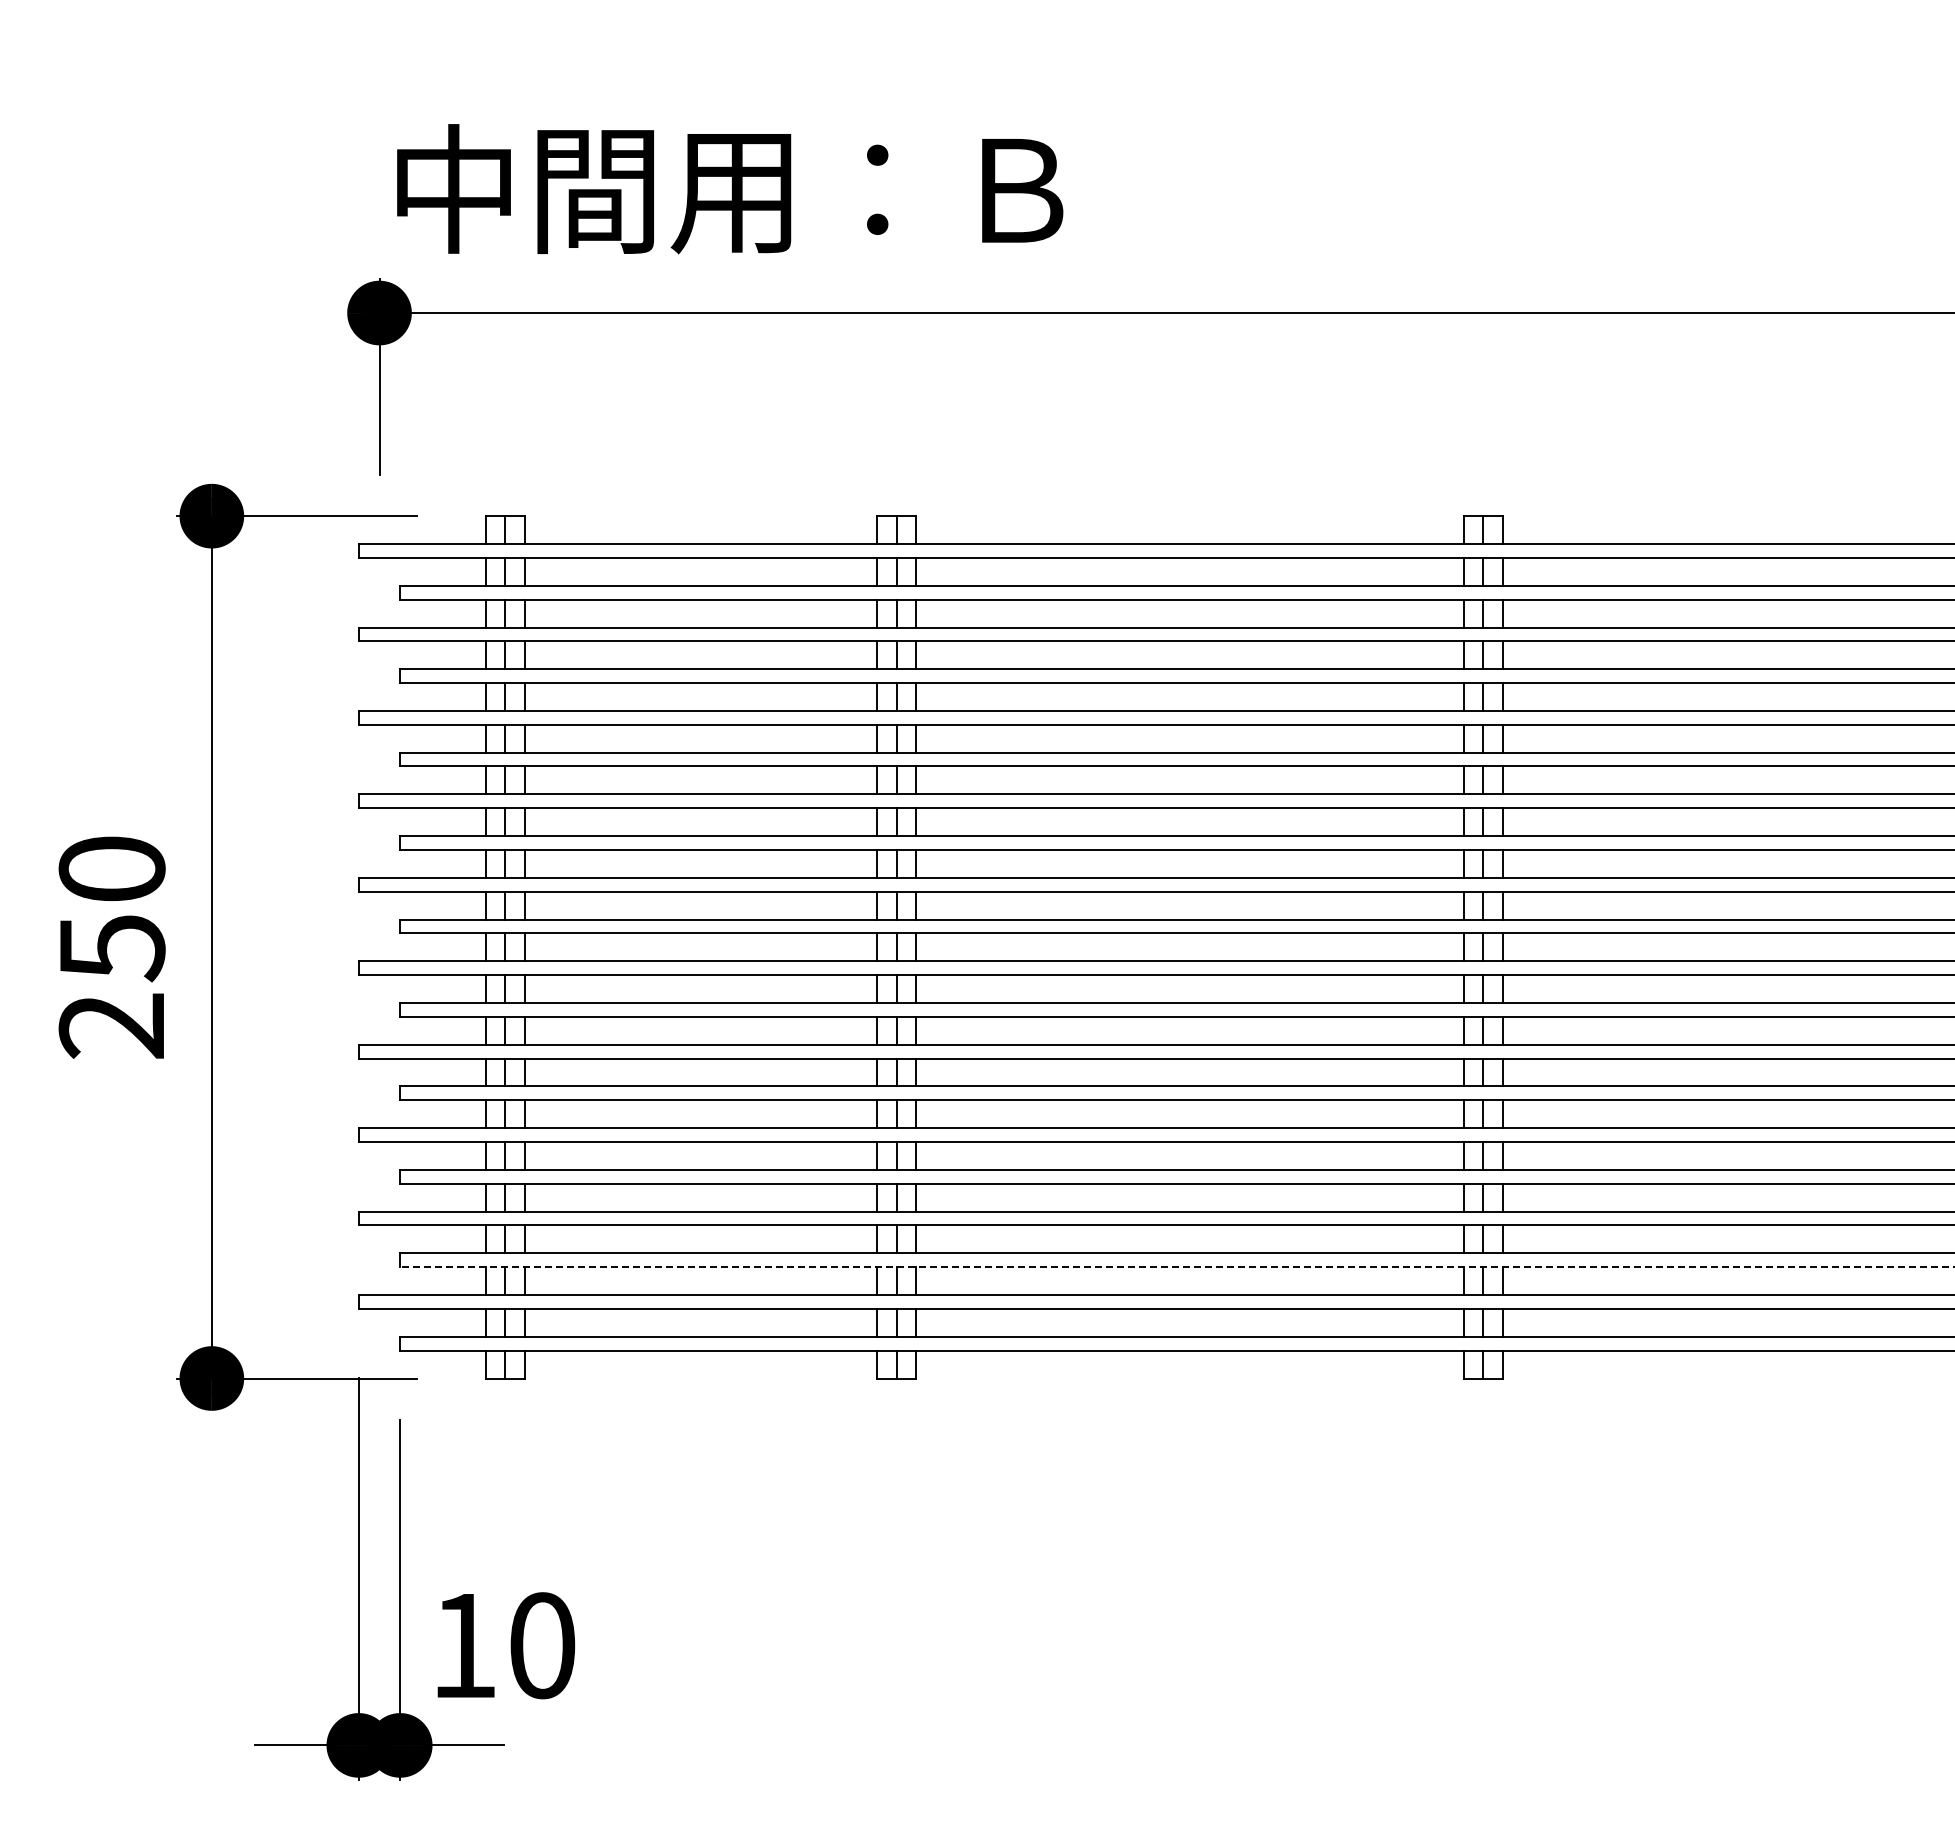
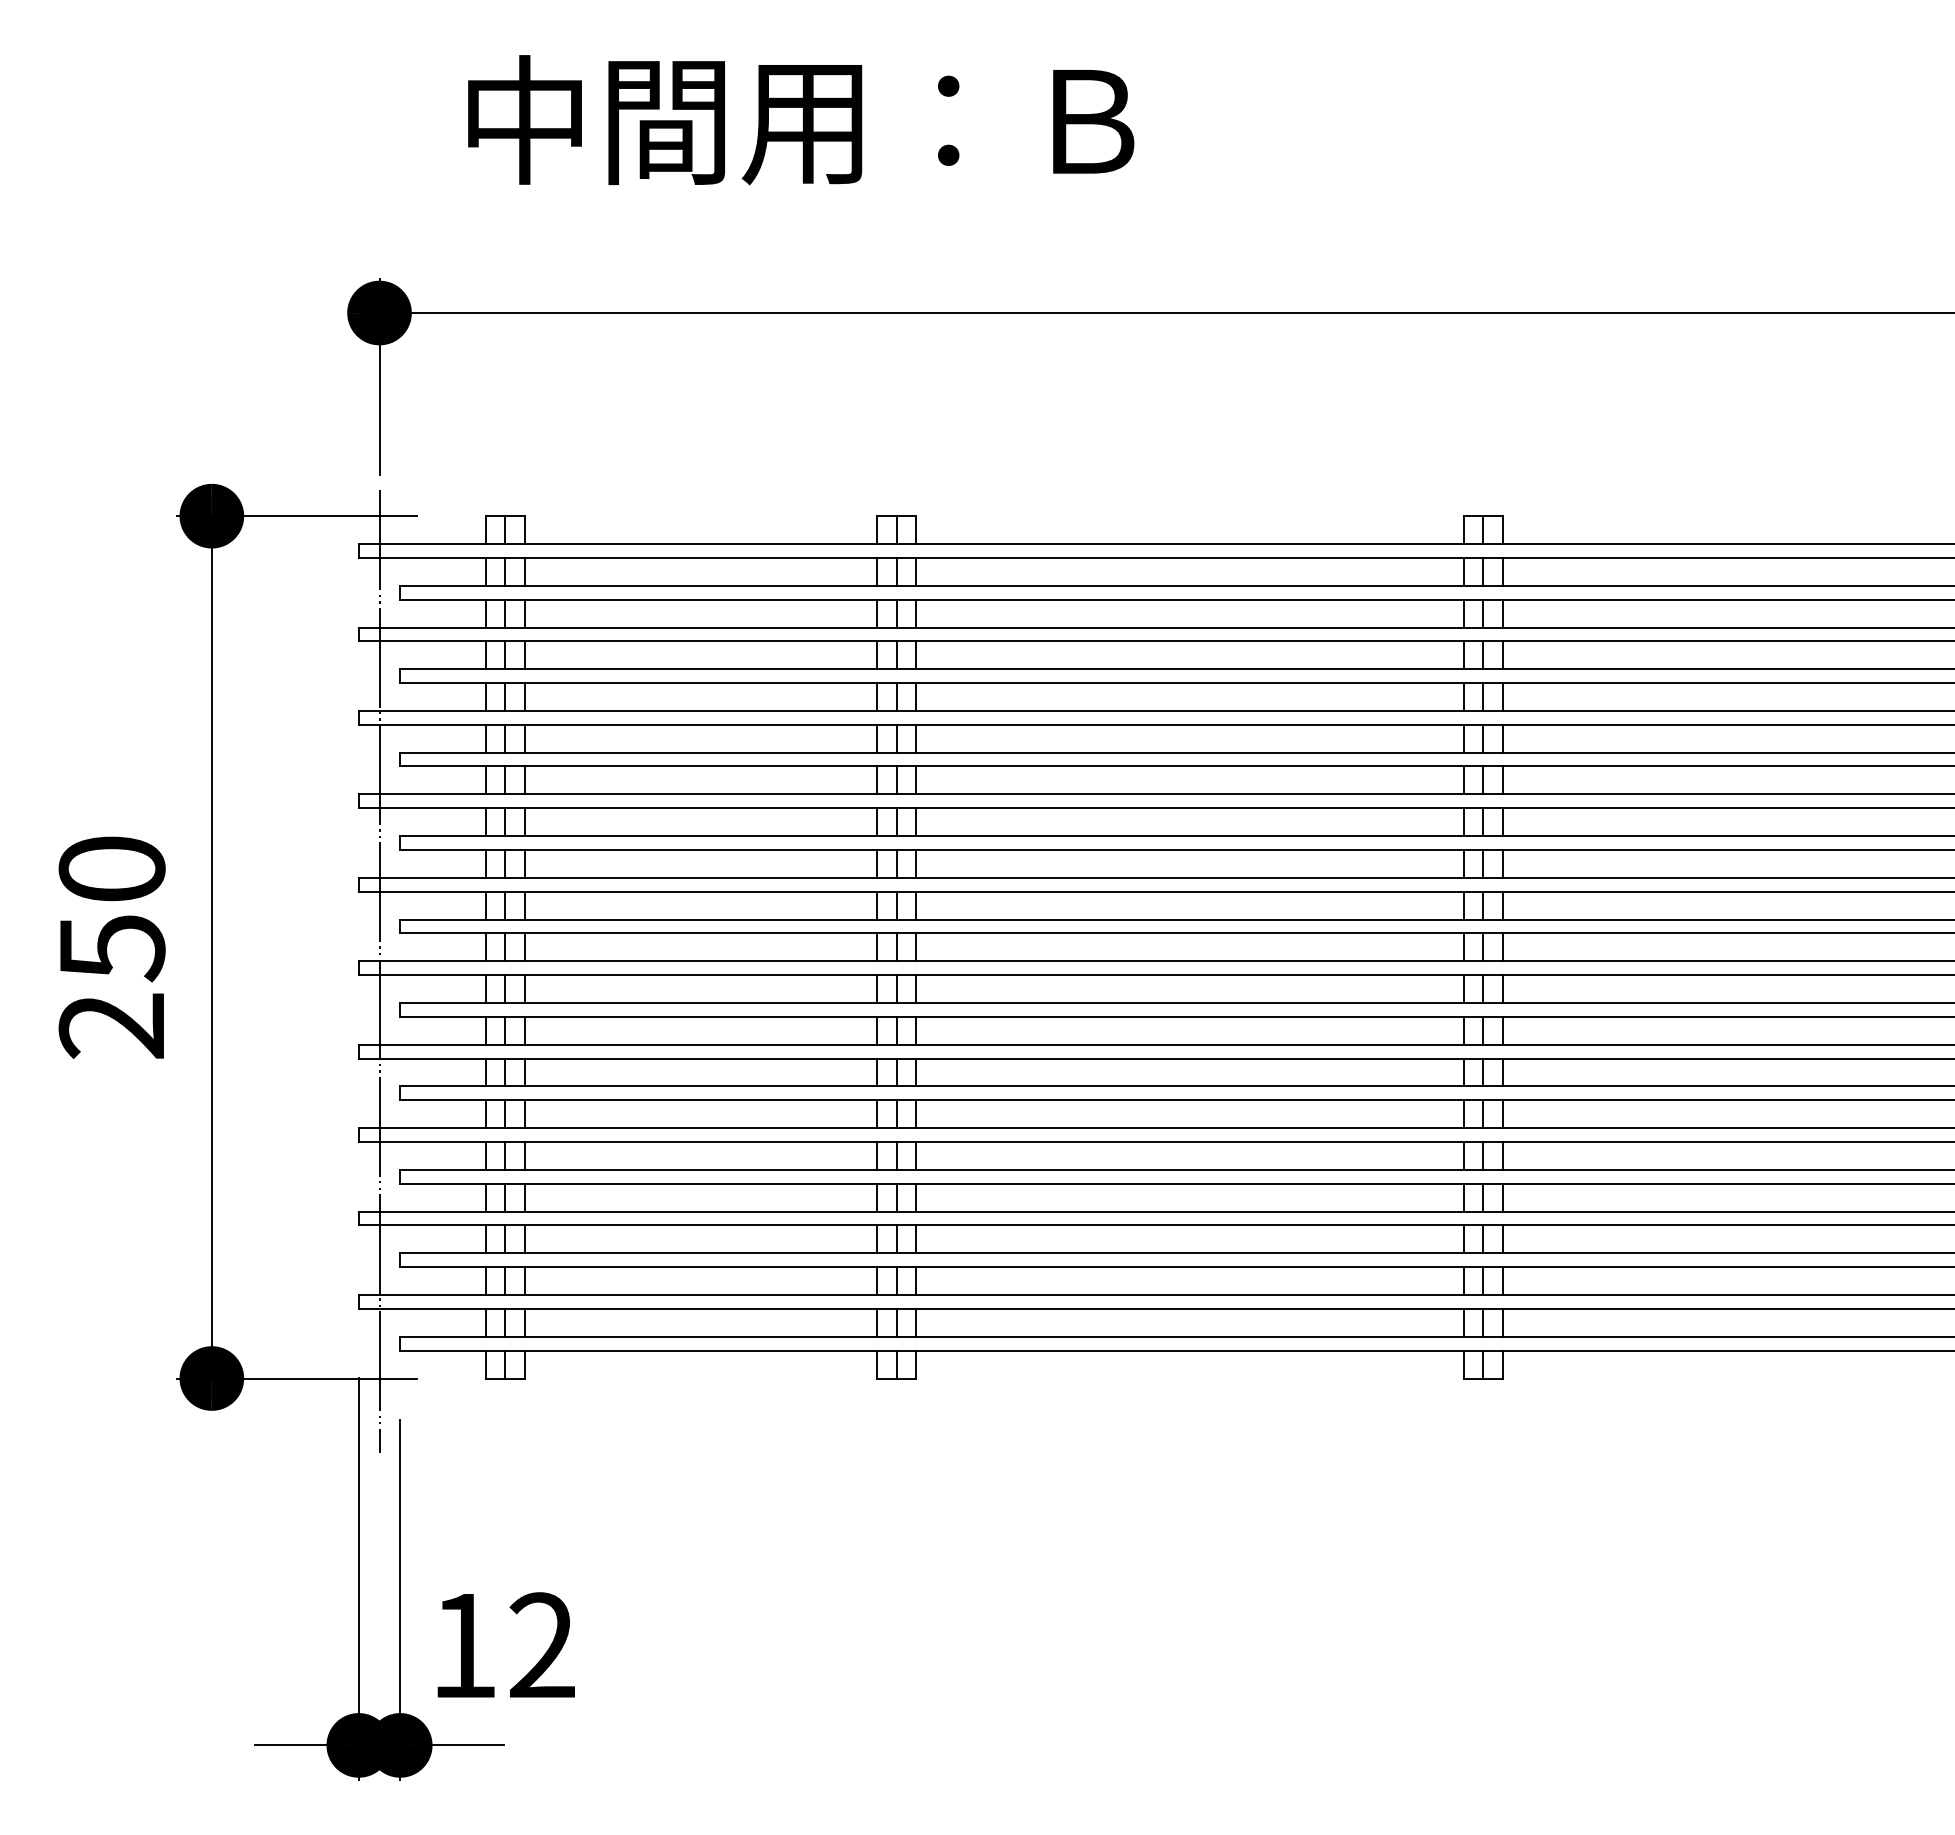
text position: (730, 189) -> (801, 120) (801, 120)
line: none -> present (379, 971)
line: dashed -> solid (1177, 1267)
text: 10 -> 12 (542, 1645)
